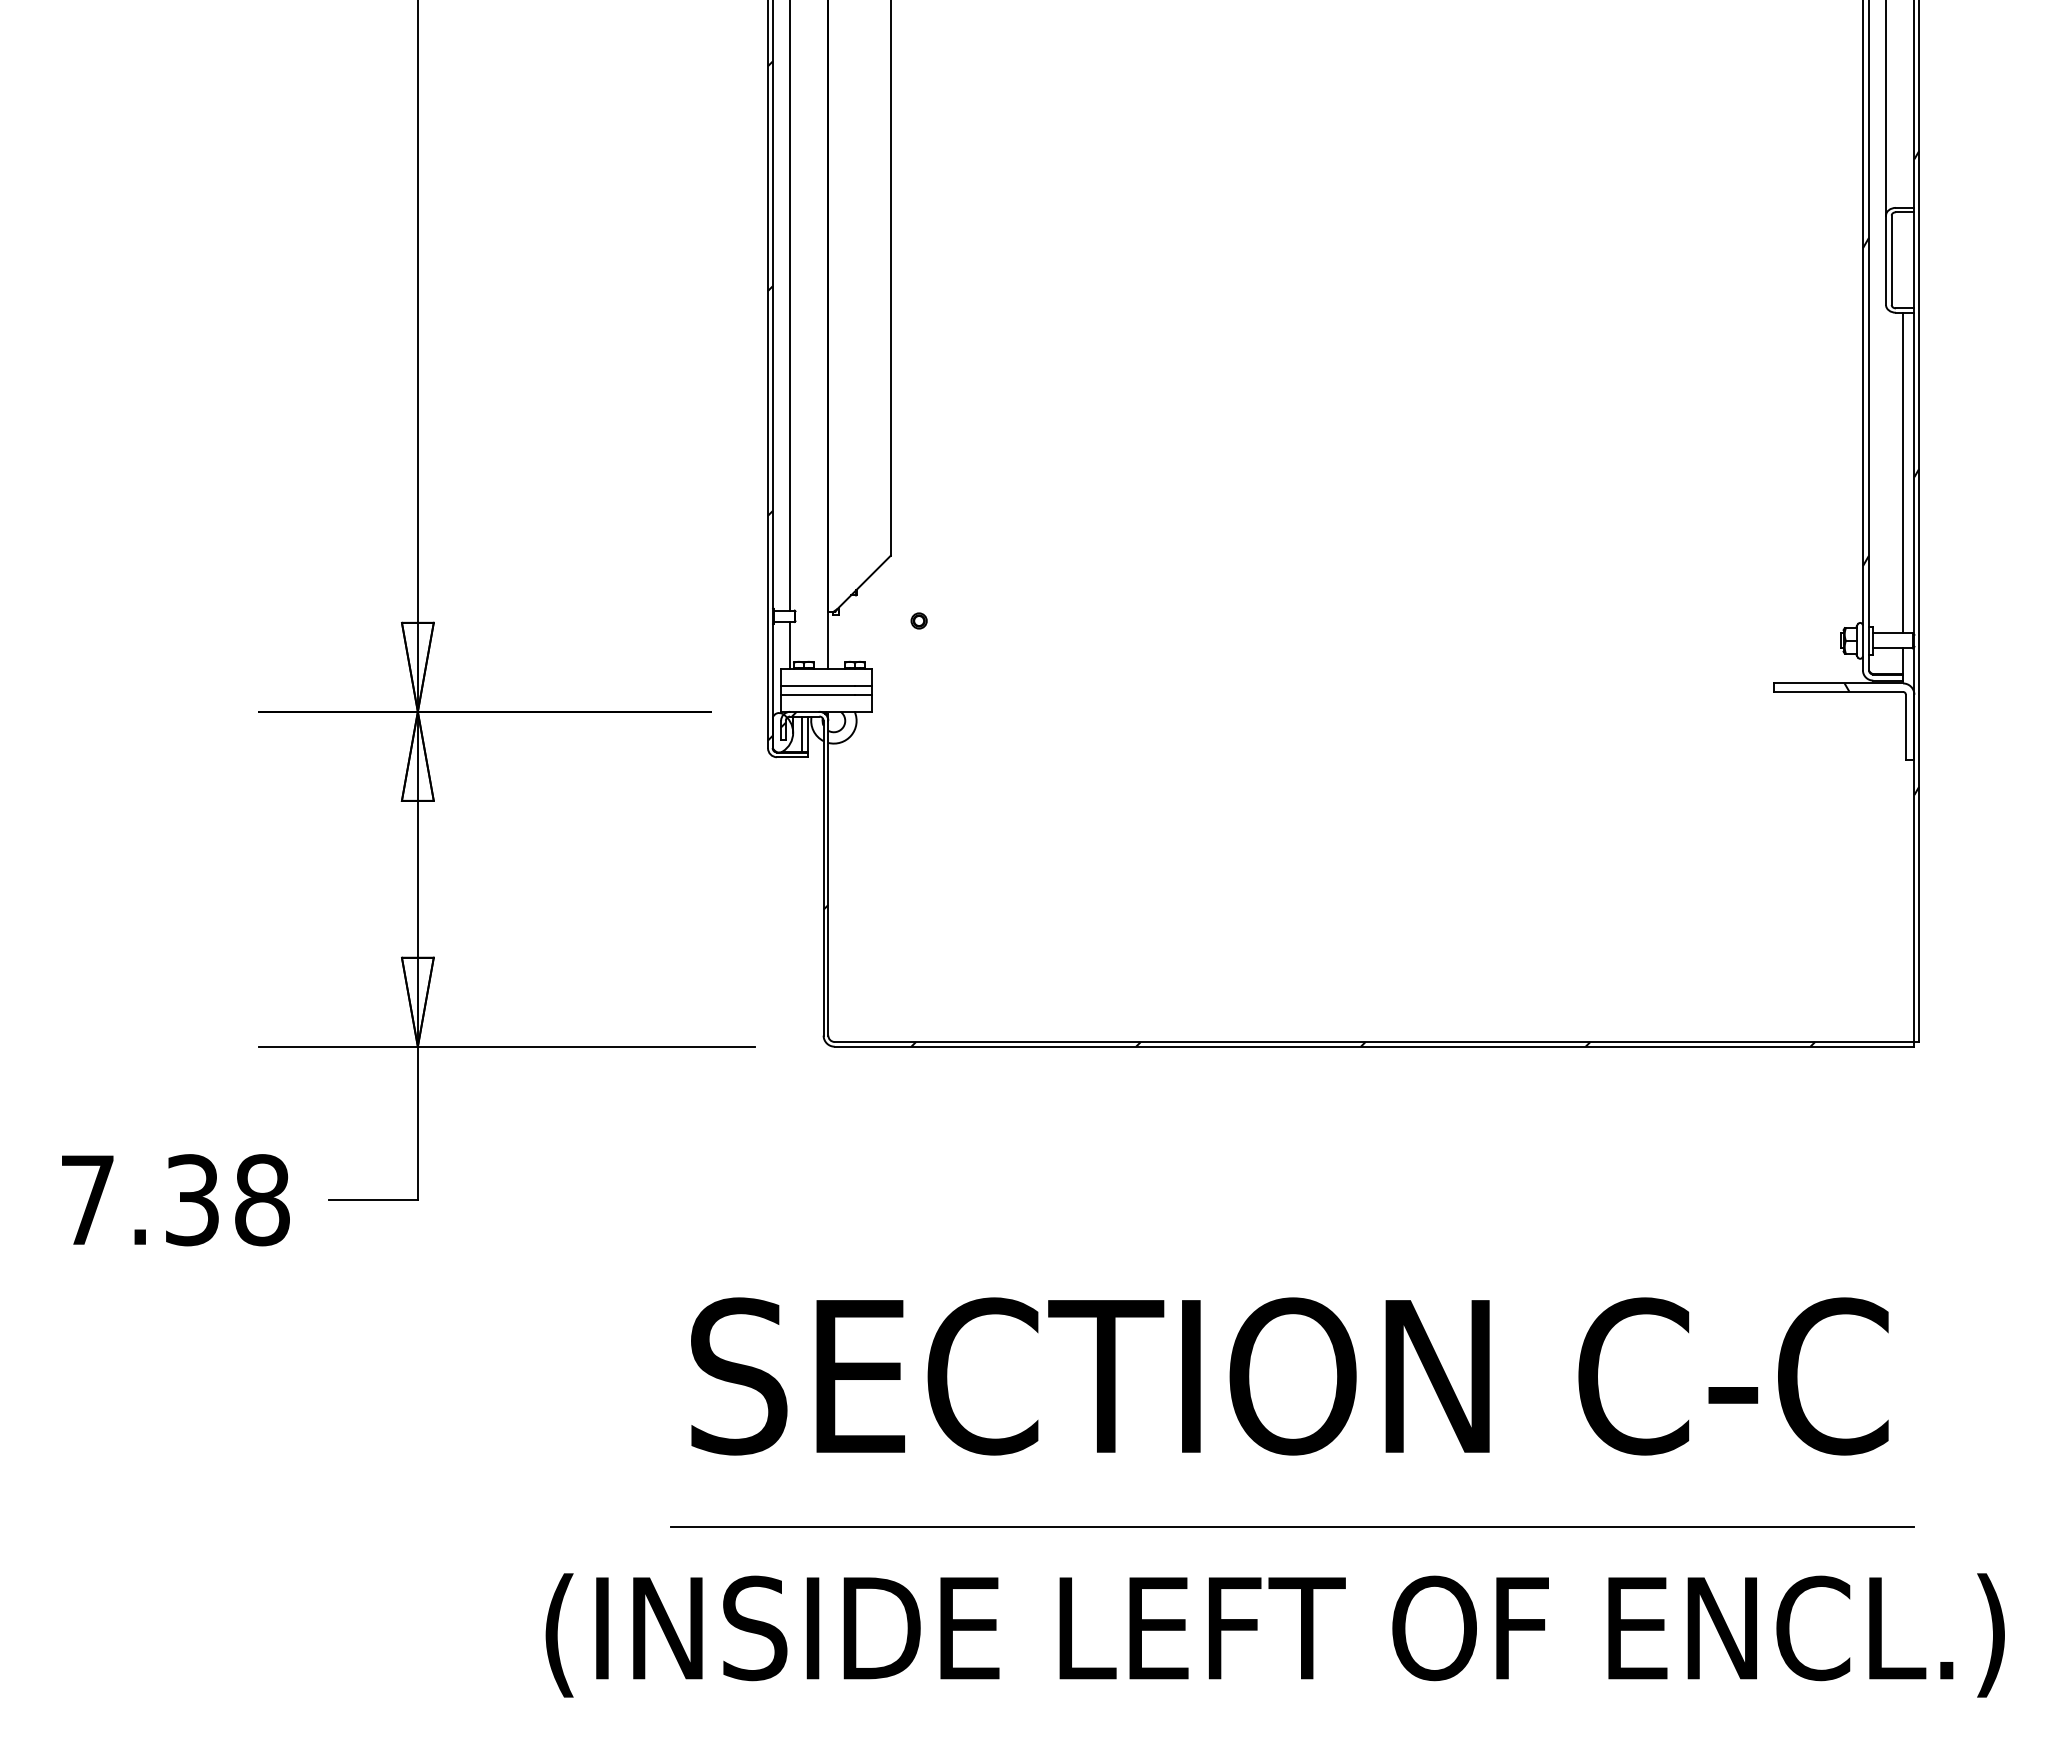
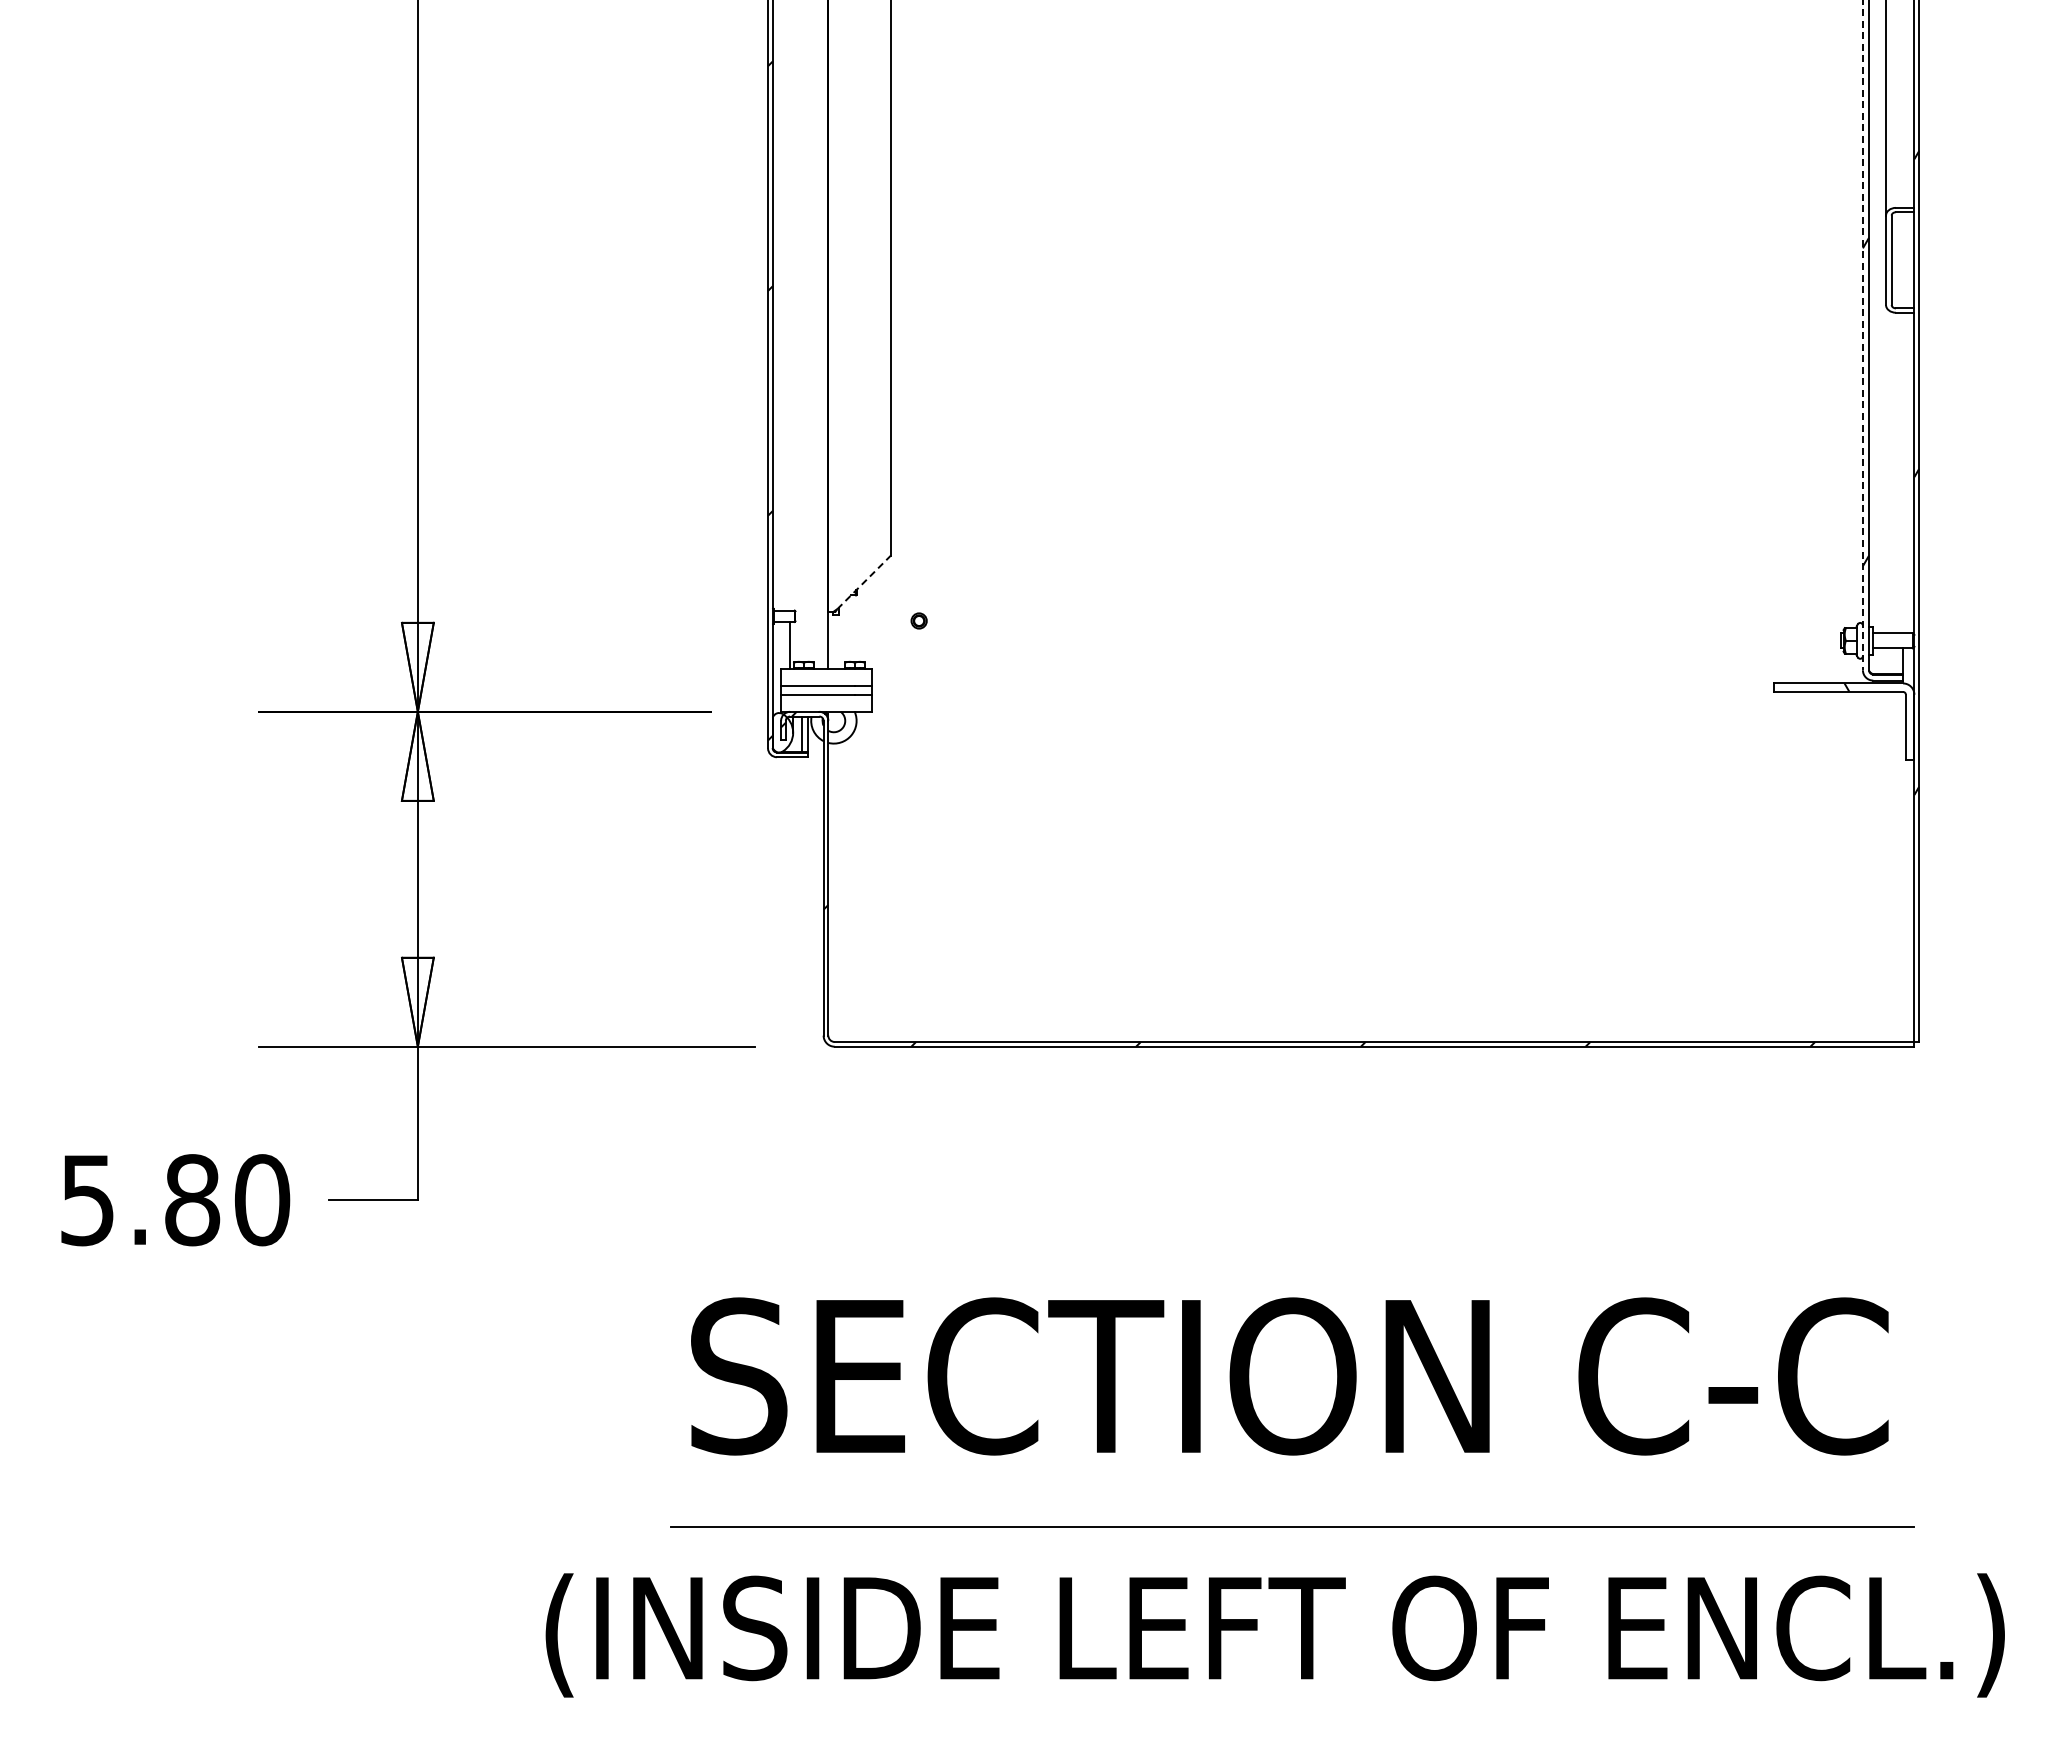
line: present -> none (789, 306)
line: solid -> dashed (1862, 335)
line: present -> none (1902, 472)
line: solid -> dashed (864, 582)
text: 7.38 -> 5.80 (175, 1200)
